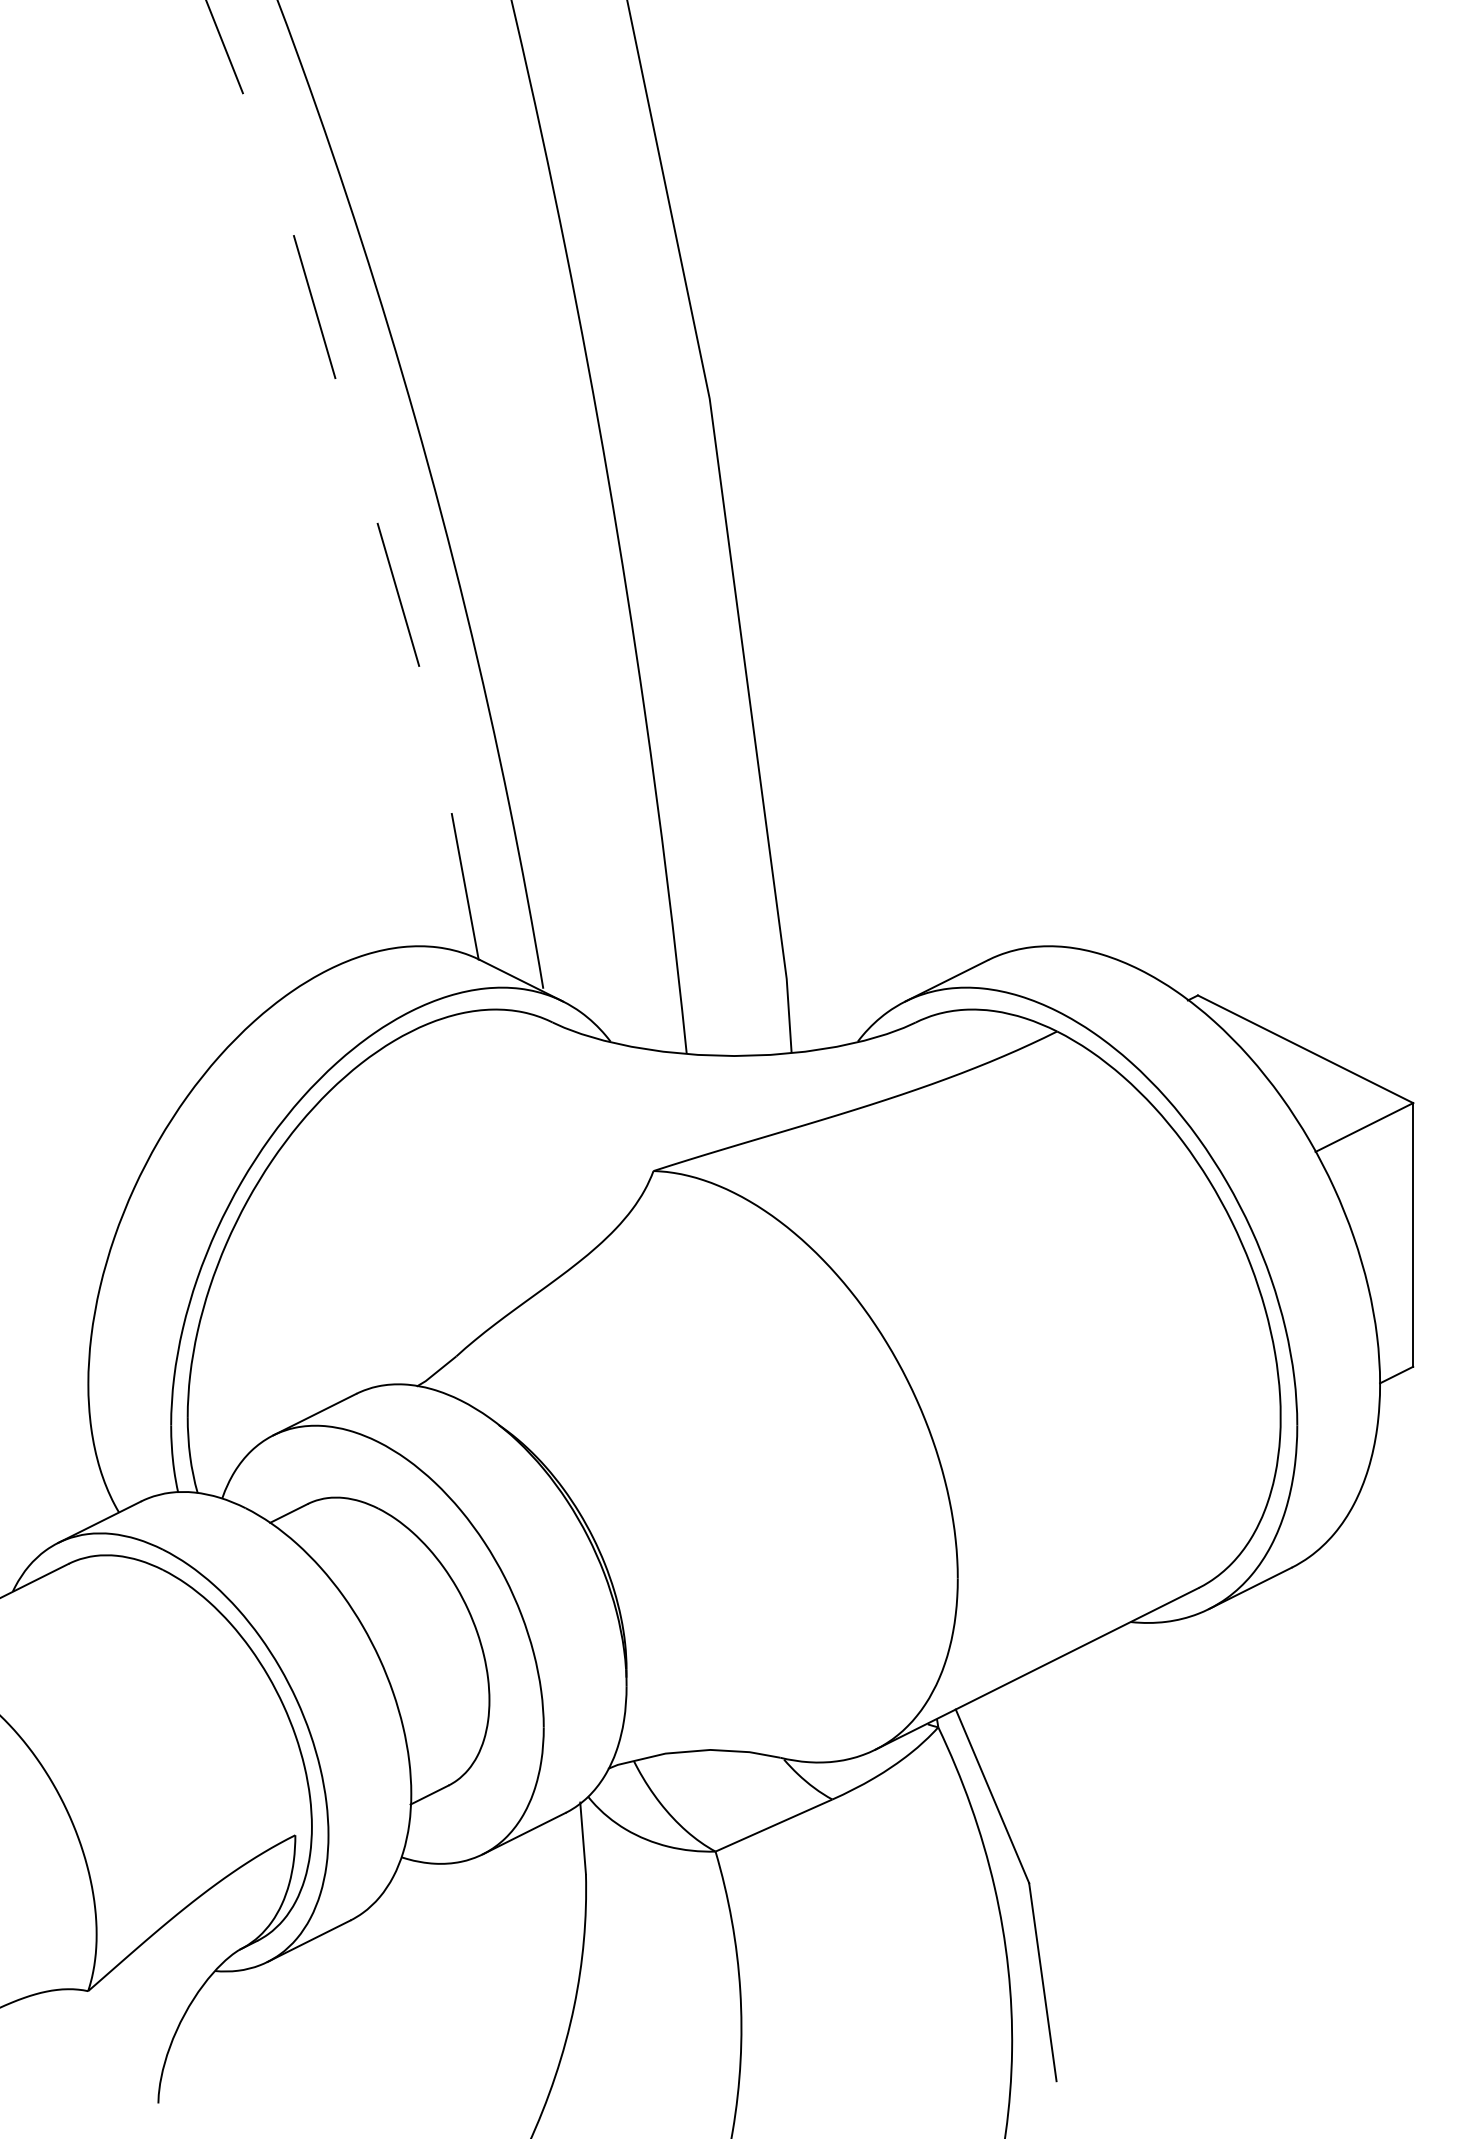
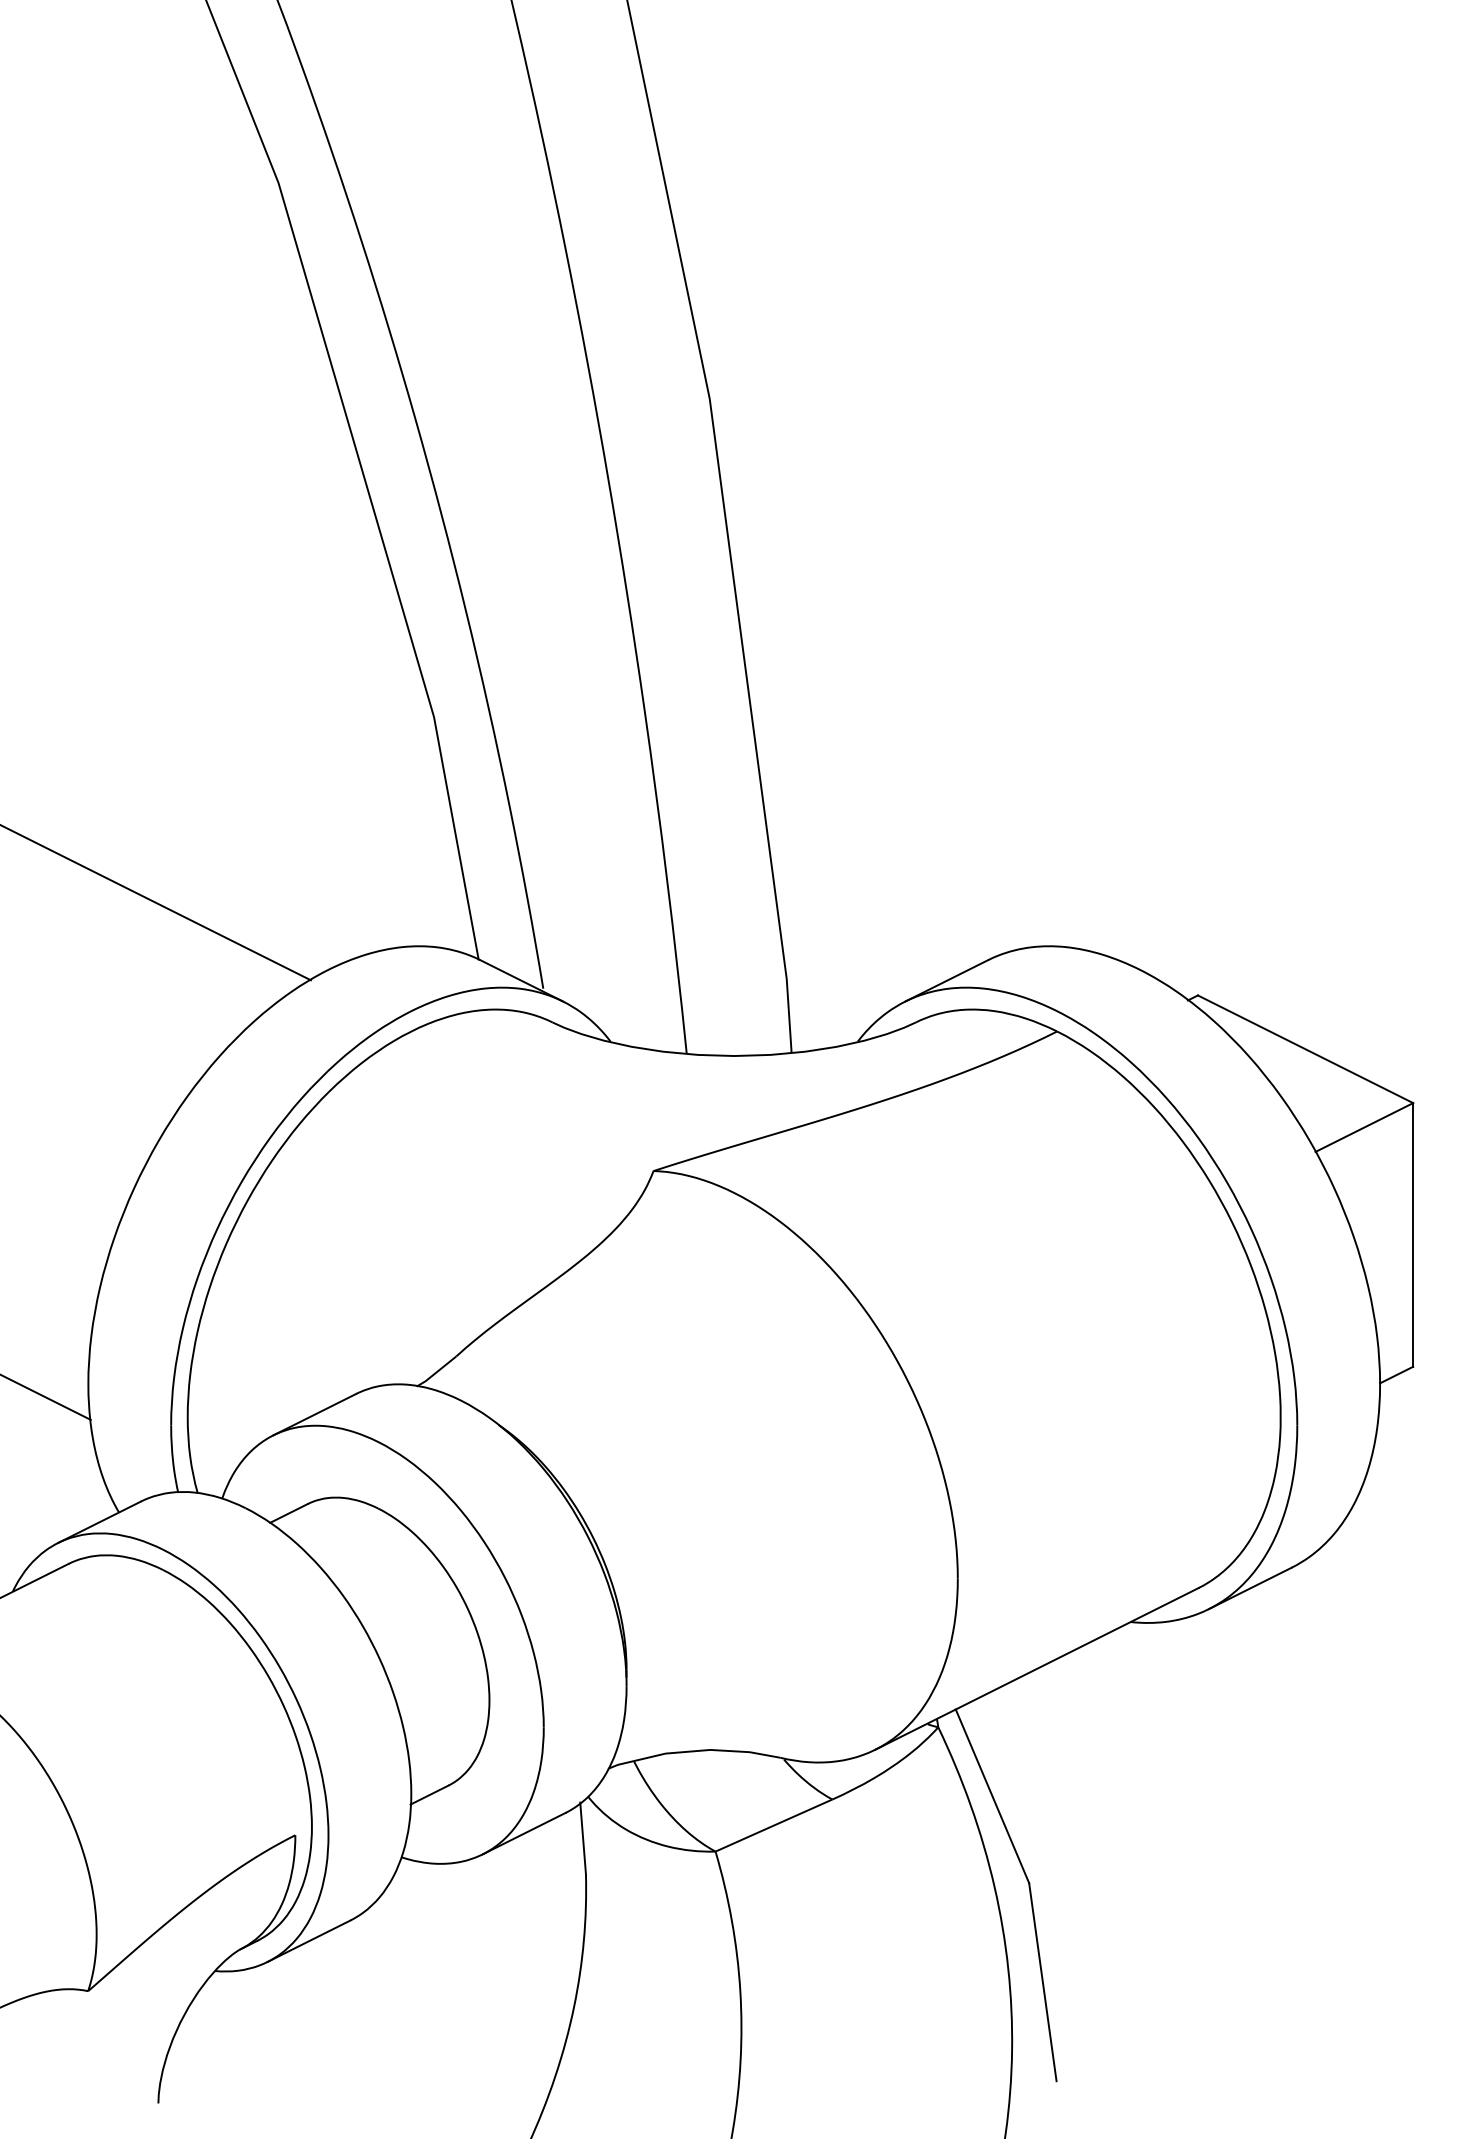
line: dashed -> solid (363, 474)
line: none -> present (156, 903)
line: none -> present (46, 1397)
